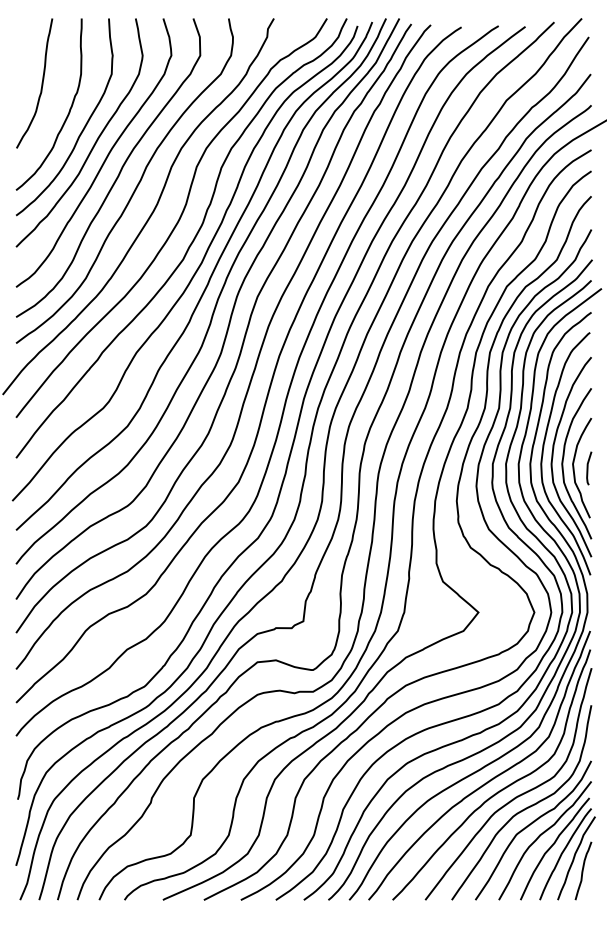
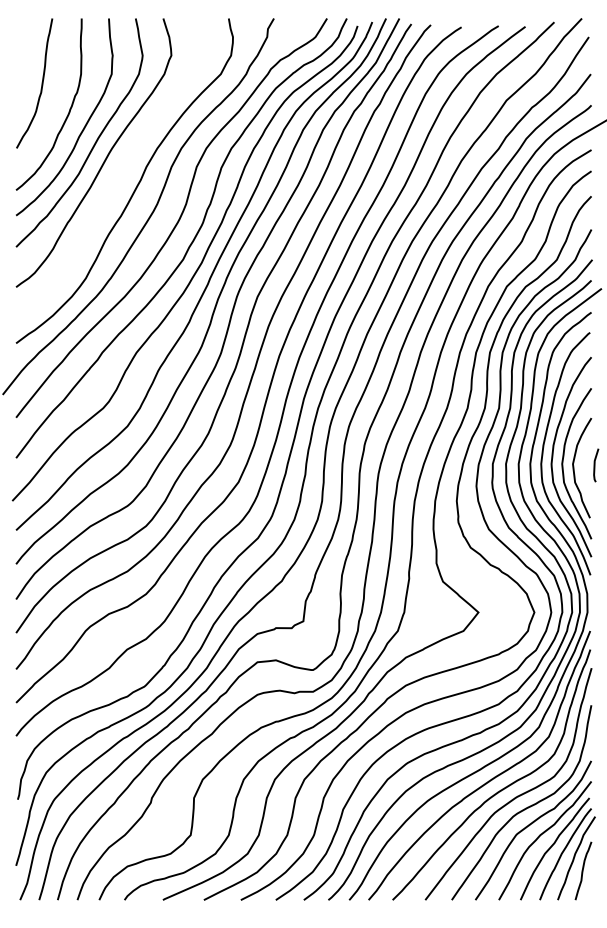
curve: present -> none (118, 173)
line position: (588, 468) -> (595, 465) (595, 465)
